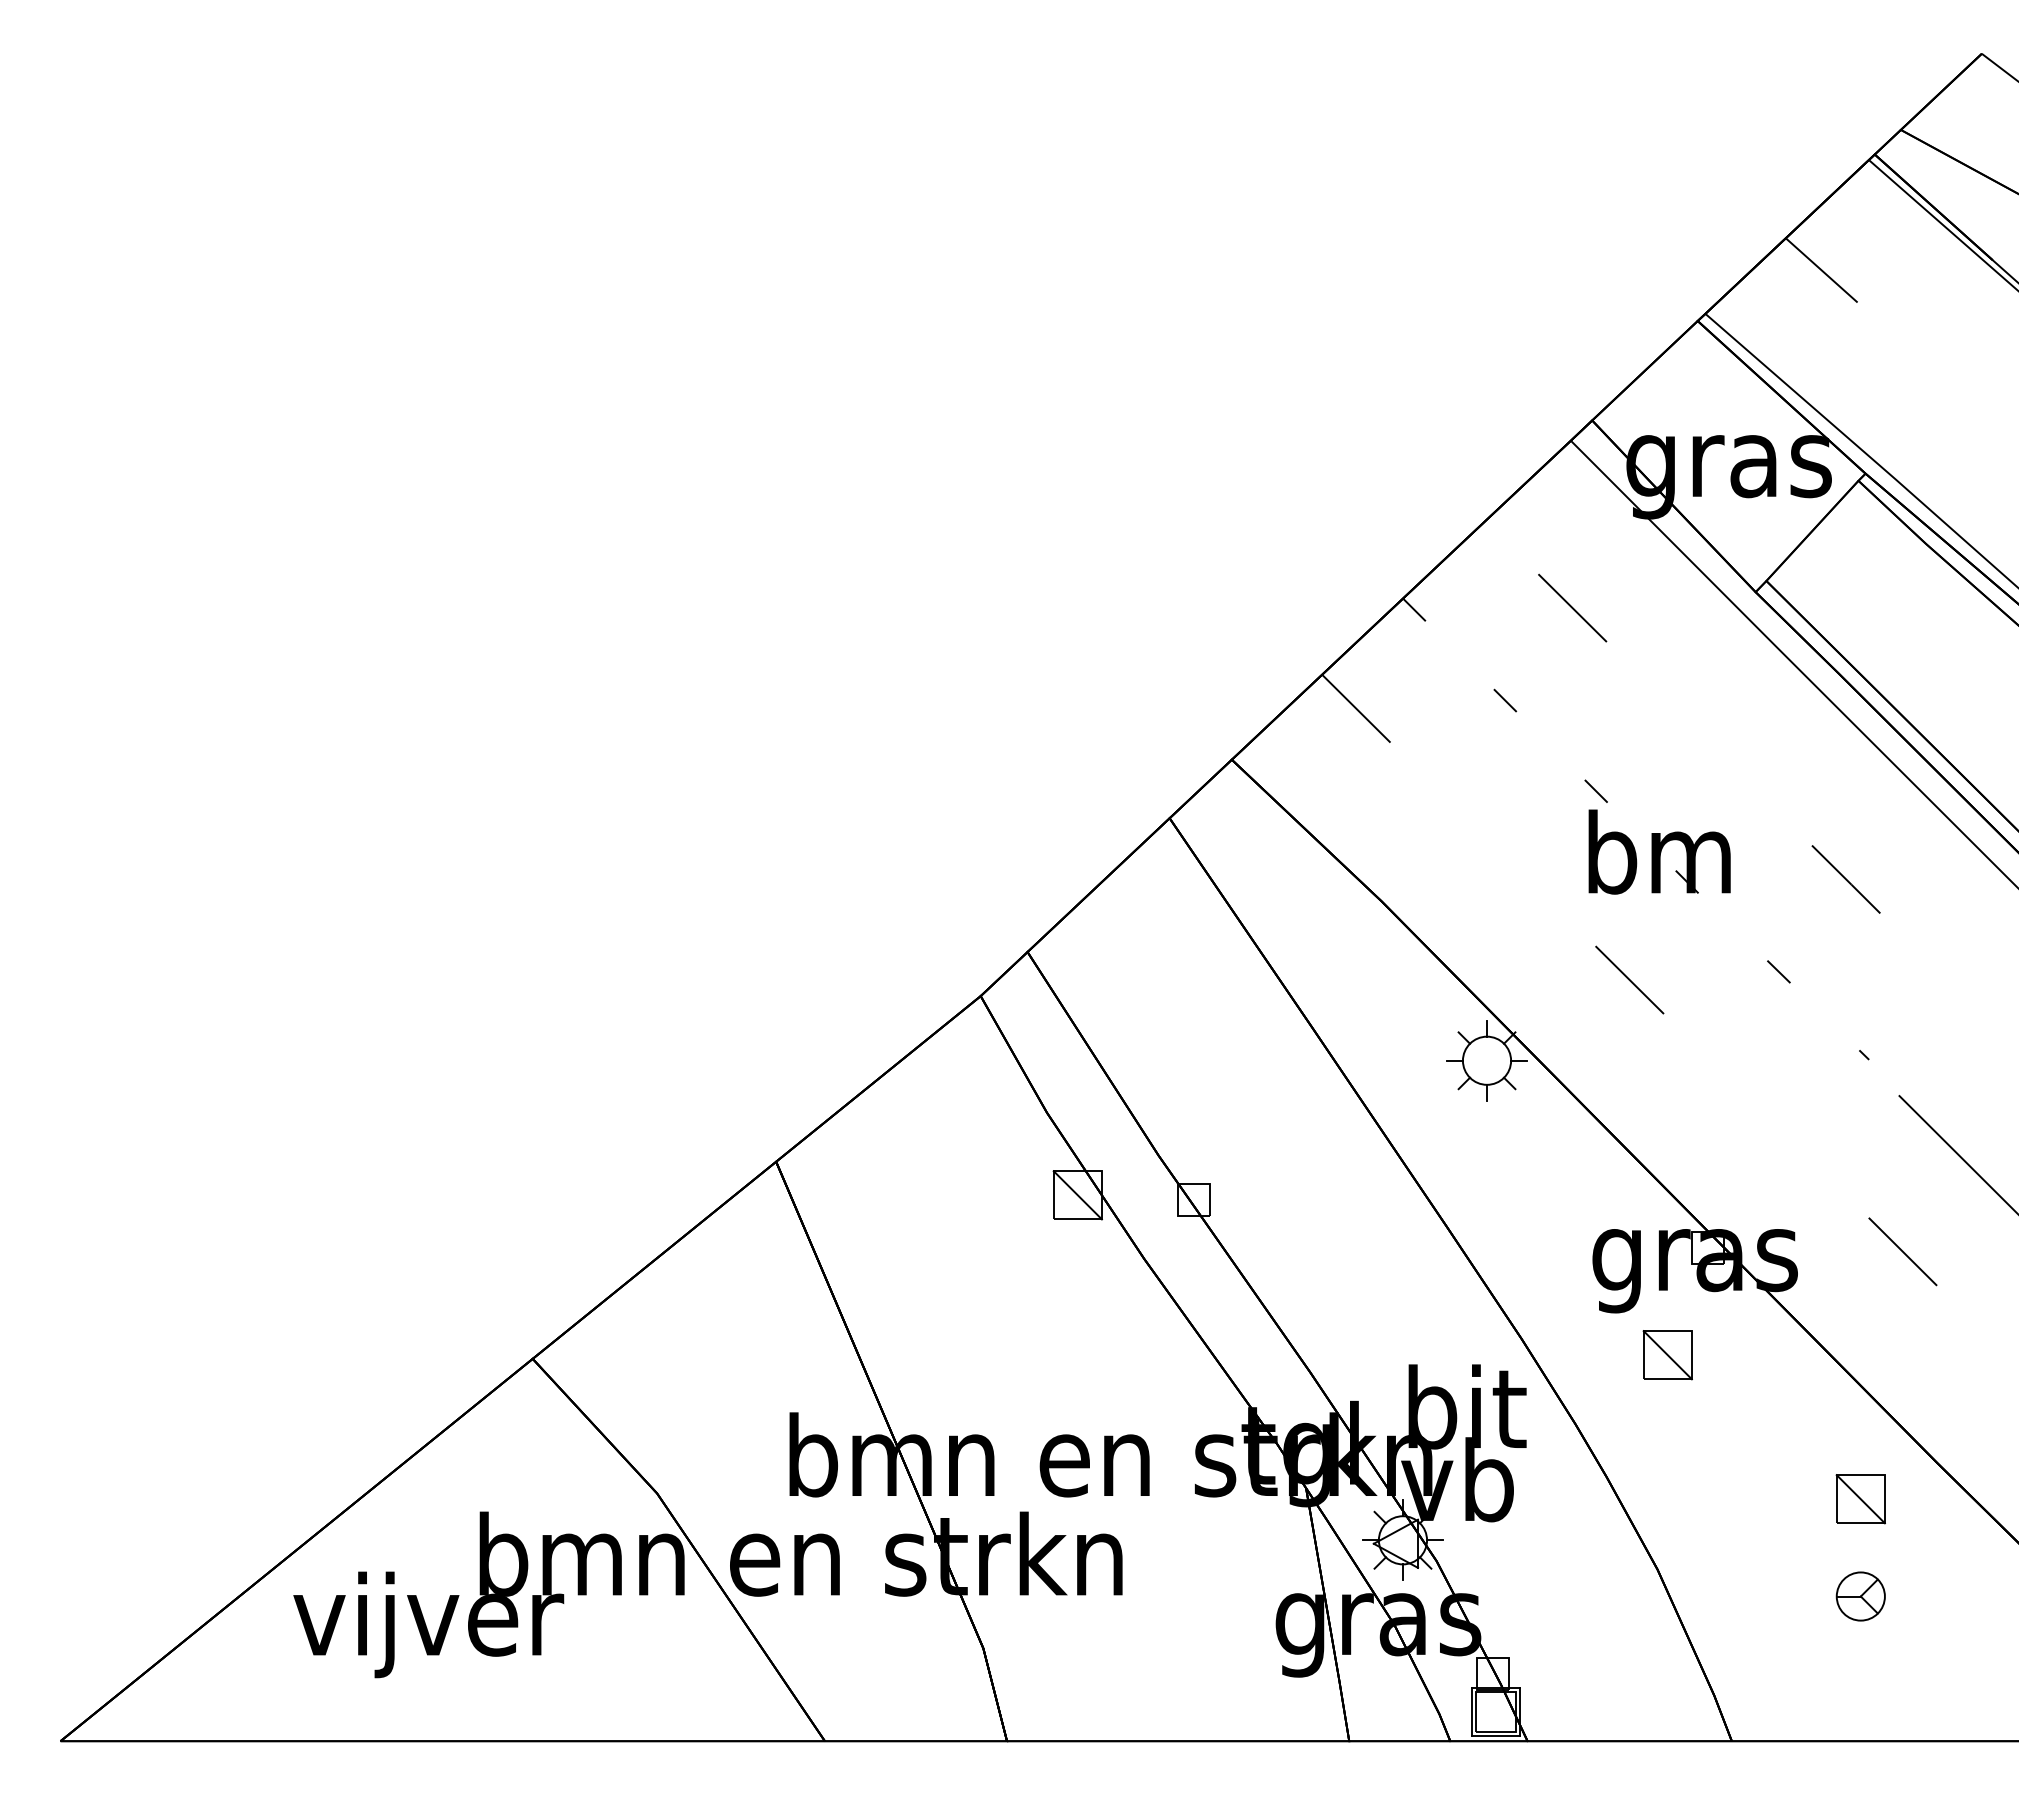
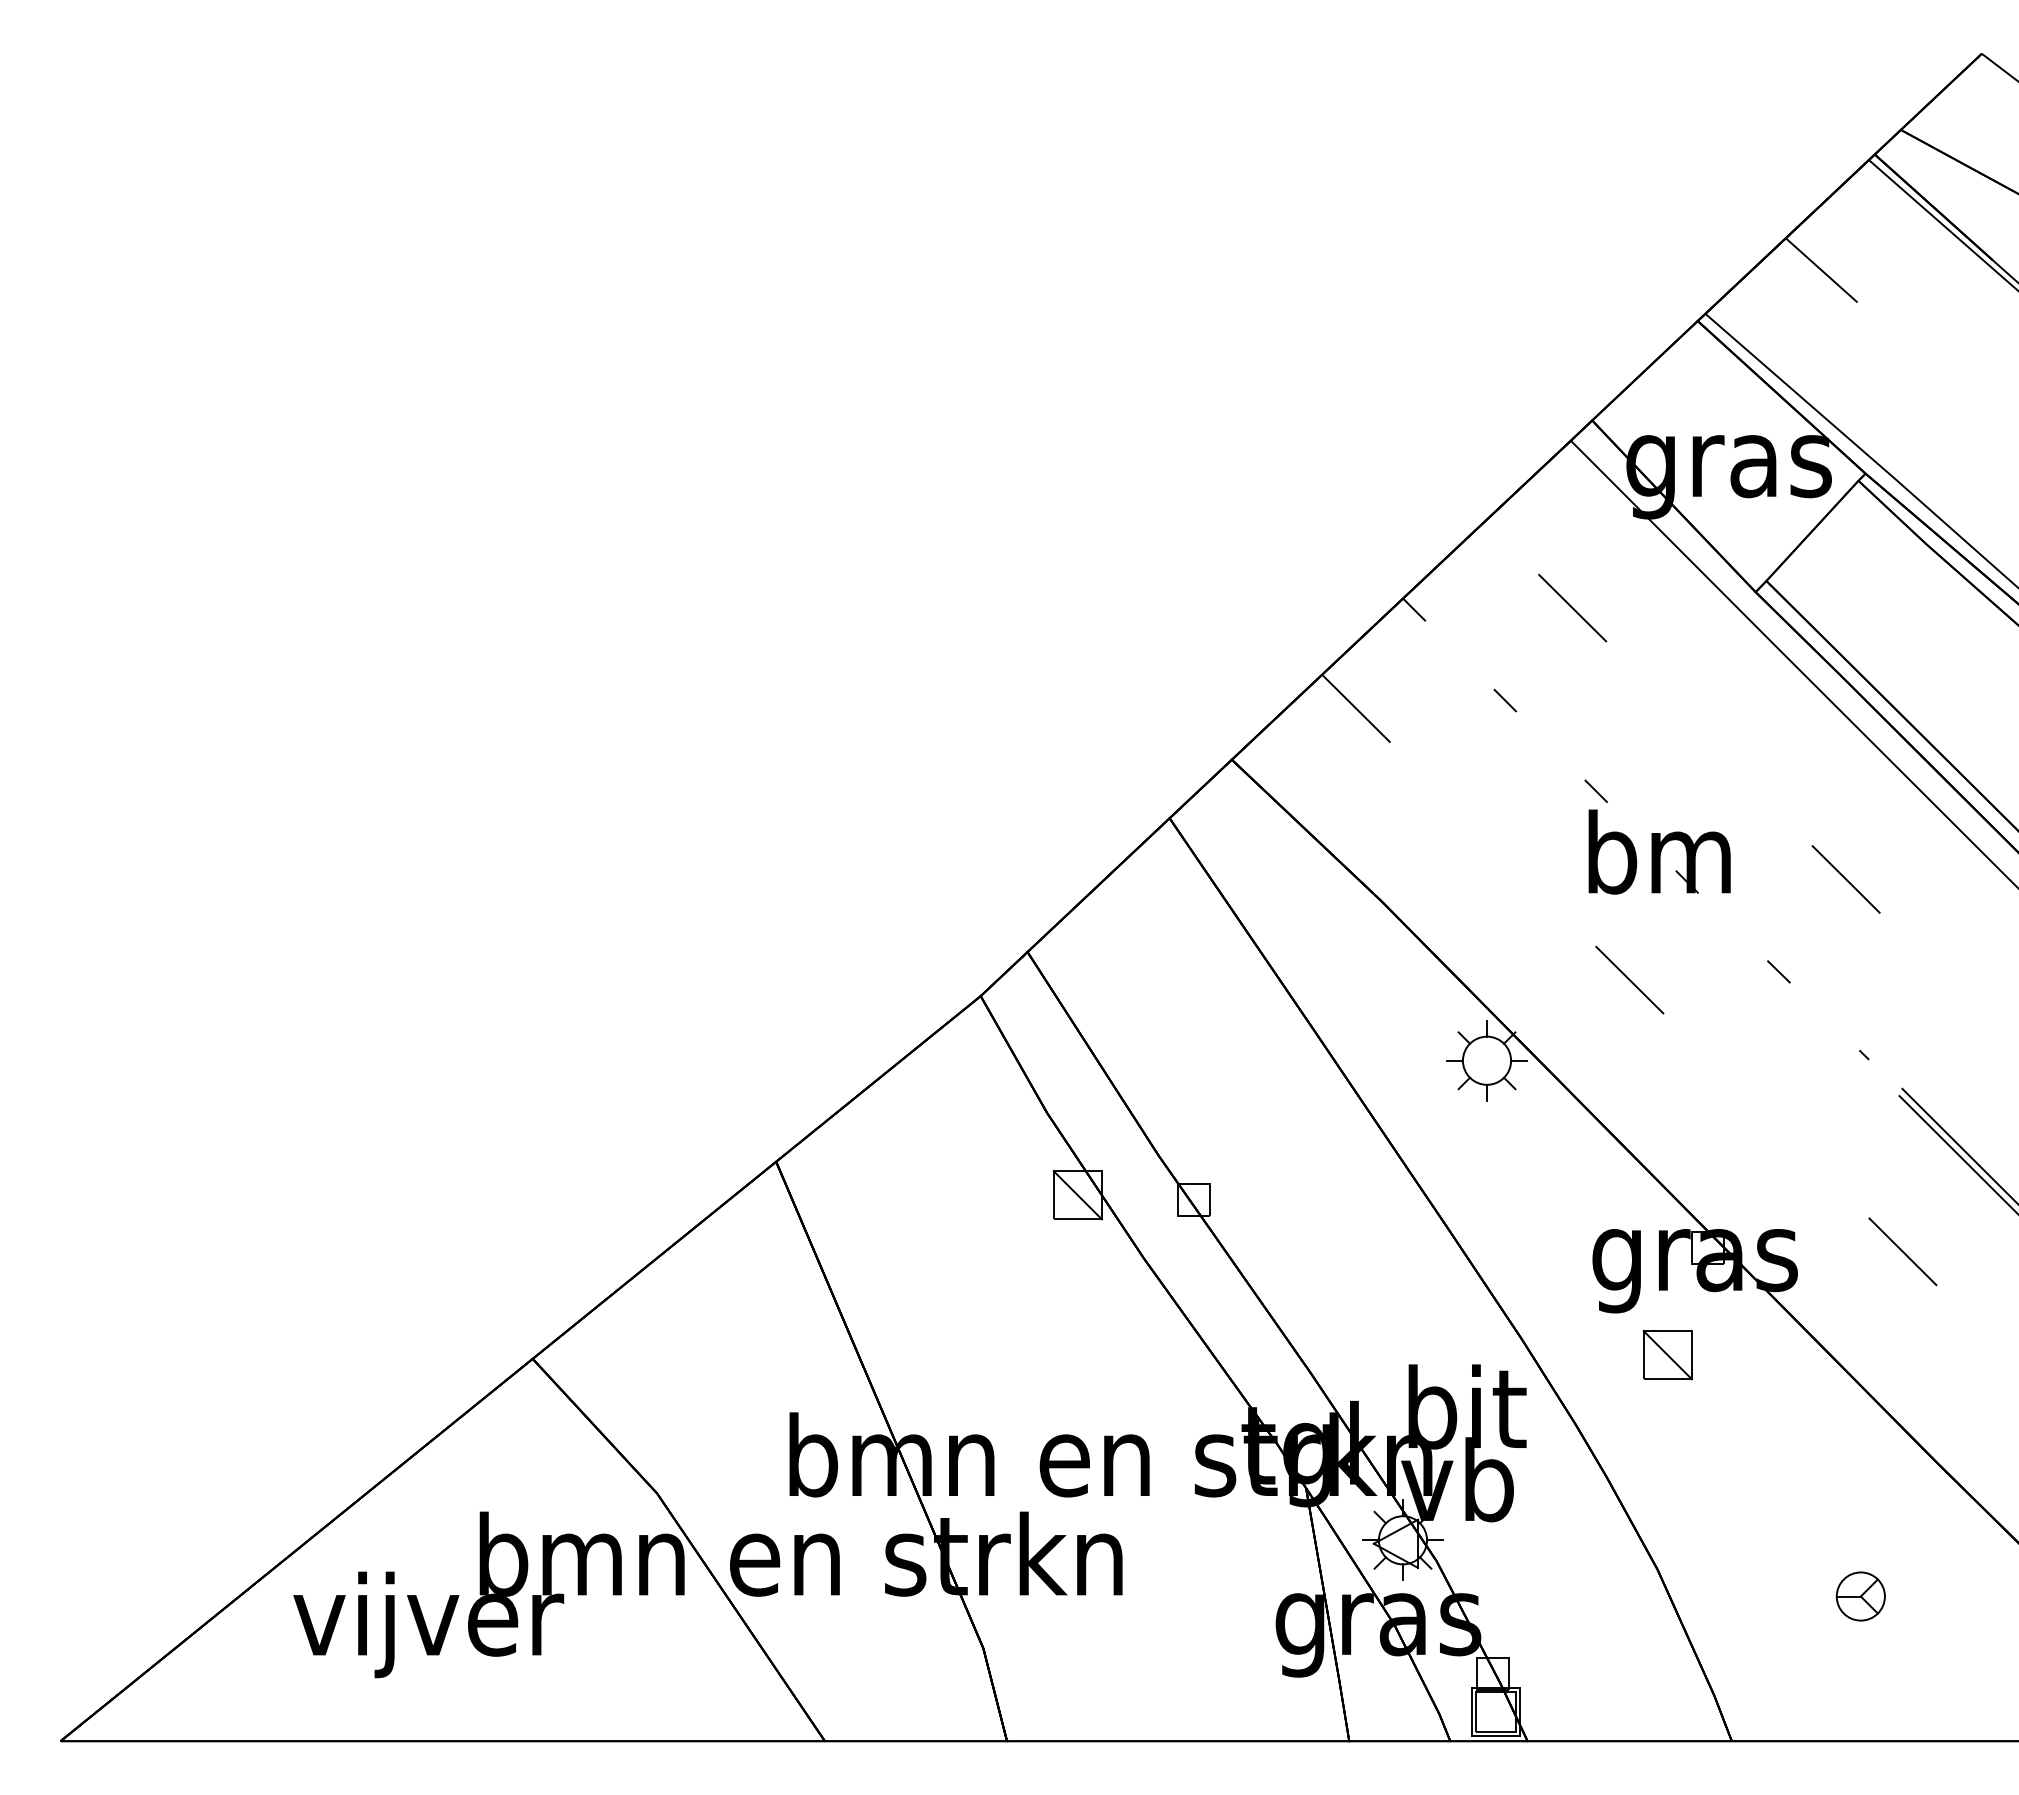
line: none -> present (1958, 1144)
part: present -> none (1860, 1499)
